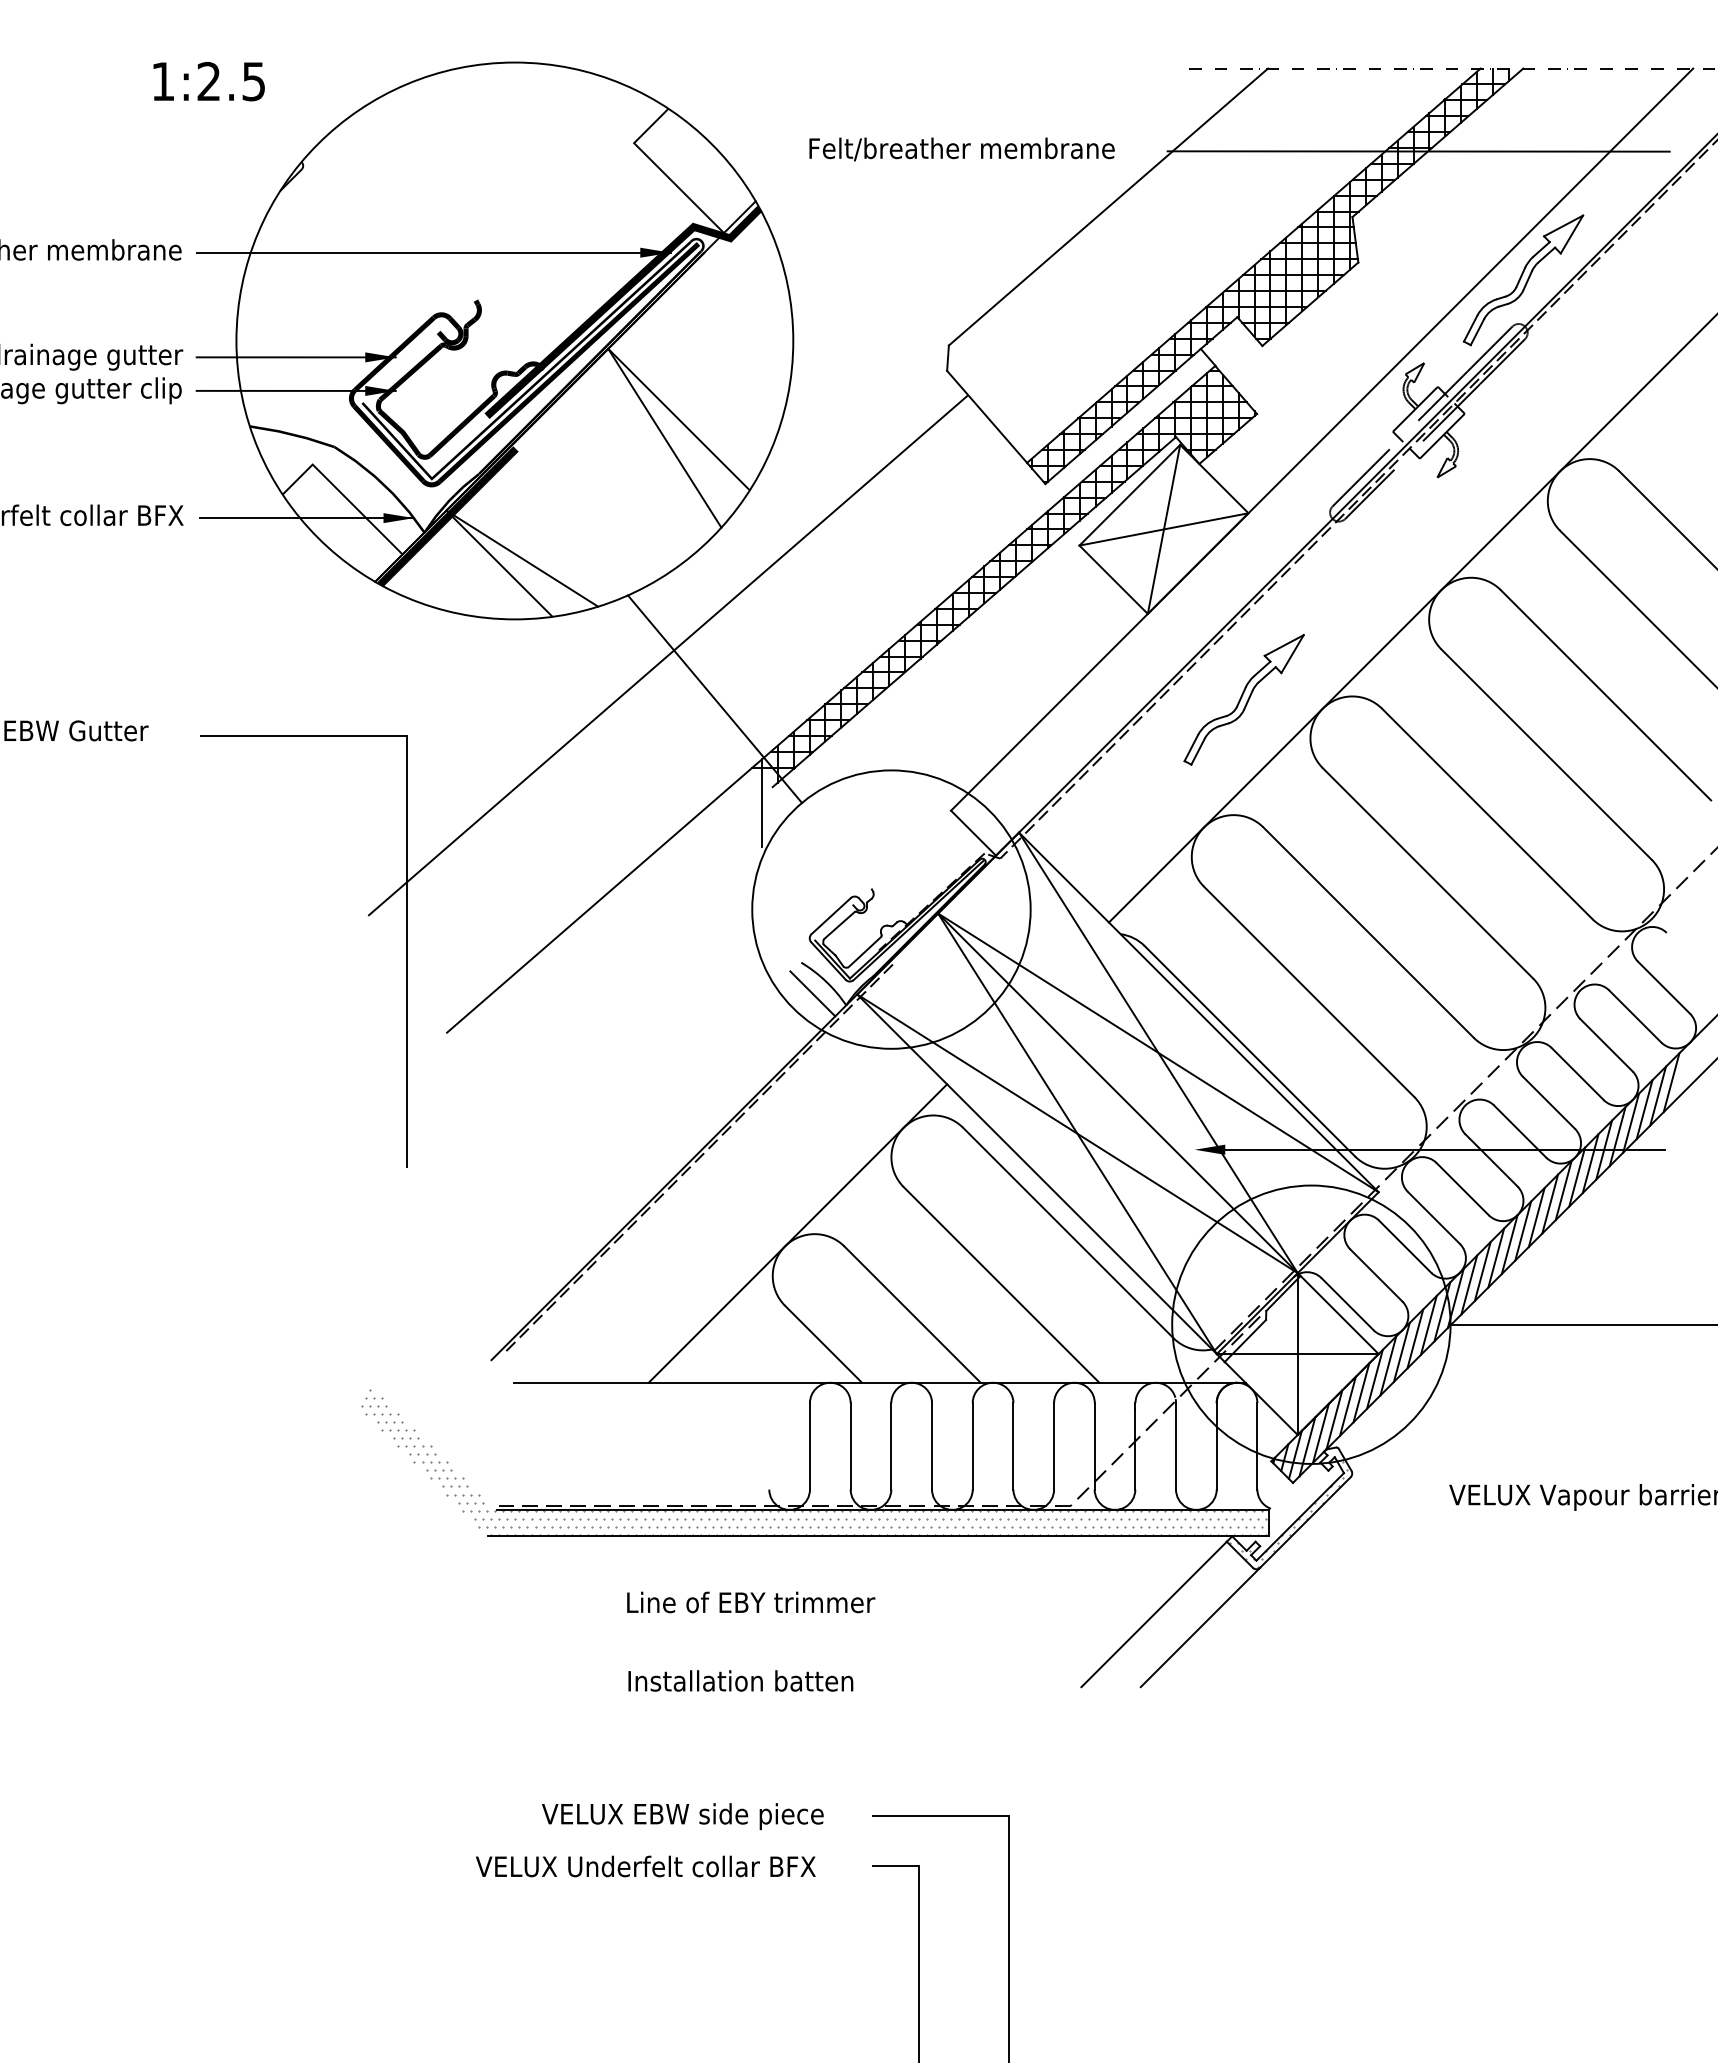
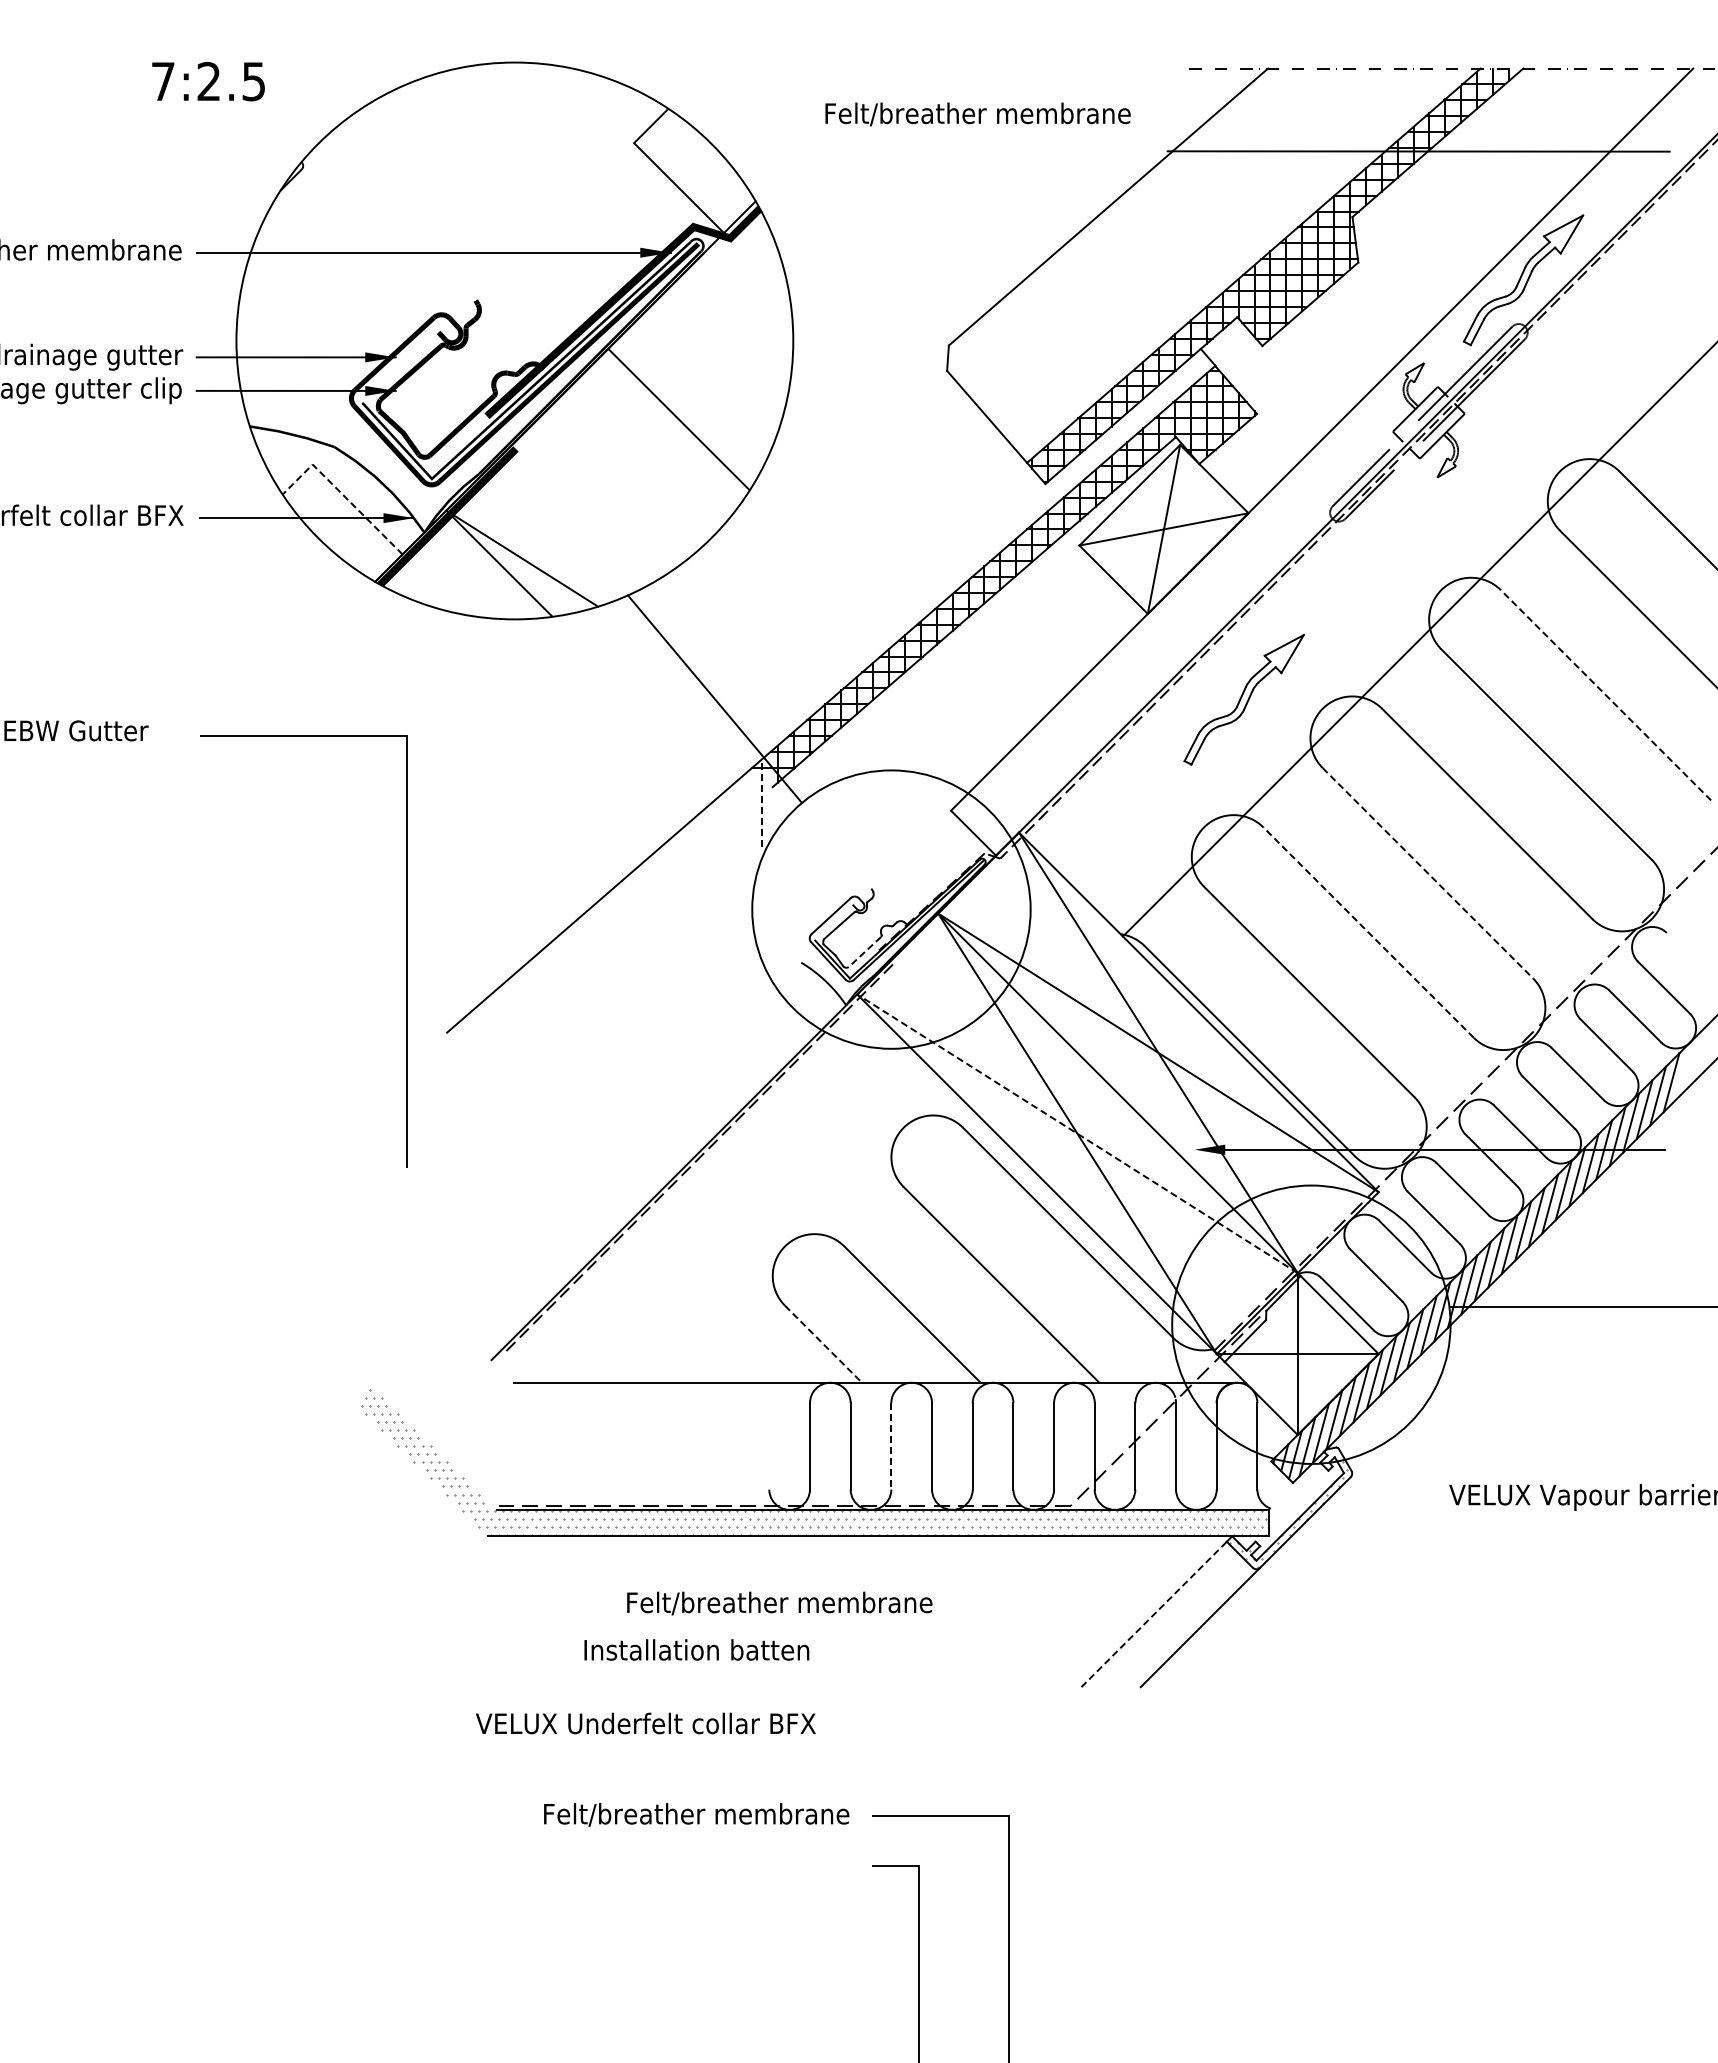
text: 1:2.5 -> 7:2.5 (163, 81)
text position: (961, 149) -> (977, 114) (977, 114)
line: present -> none (664, 437)
line: solid -> dashed (342, 494)
line position: (1411, 619) -> (1418, 640) (1418, 640)
line: present -> none (667, 655)
line: solid -> dashed (1605, 695)
line: solid -> dashed (761, 803)
line: solid -> dashed (1427, 873)
line: solid -> dashed (1368, 932)
line: solid -> dashed (864, 952)
line: present -> none (812, 993)
line: solid -> dashed (1077, 1133)
line: present -> none (797, 1233)
line position: (1582, 1324) -> (1582, 1306) (1582, 1306)
line: solid -> dashed (823, 1344)
line: solid -> dashed (891, 1446)
text: Line of EBY trimmer -> Felt/breather membrane (780, 1603)
line: solid -> dashed (1154, 1614)
text position: (740, 1680) -> (696, 1649) (696, 1649)
text: VELUX EBW side piece -> Felt/breather membrane (695, 1816)
text position: (645, 1866) -> (645, 1723) (645, 1723)
